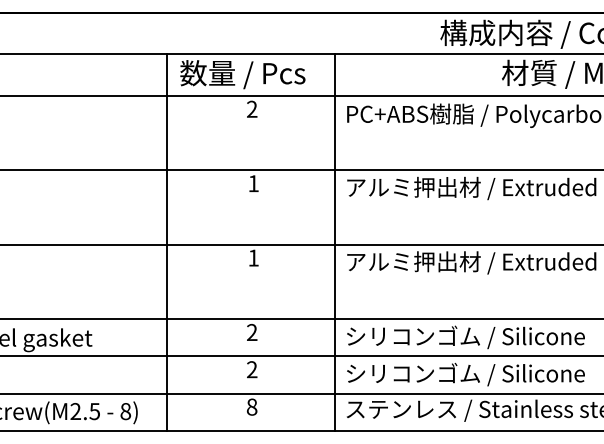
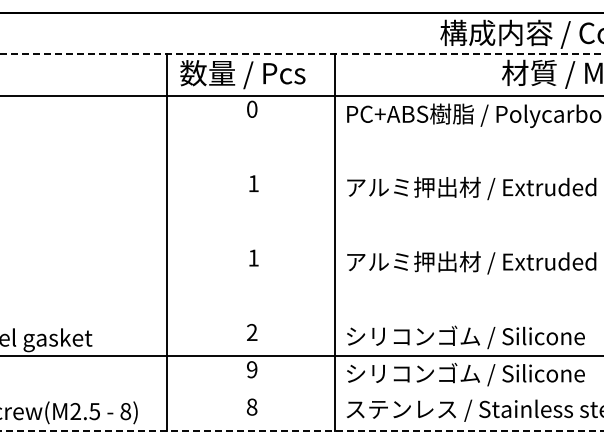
line: solid -> dashed (301, 53)
text: 2 -> 0 (252, 108)
line: present -> none (301, 170)
line: present -> none (301, 244)
line: present -> none (301, 319)
text: 2 -> 9 (252, 369)
line: present -> none (301, 393)
line: solid -> dashed (302, 430)
